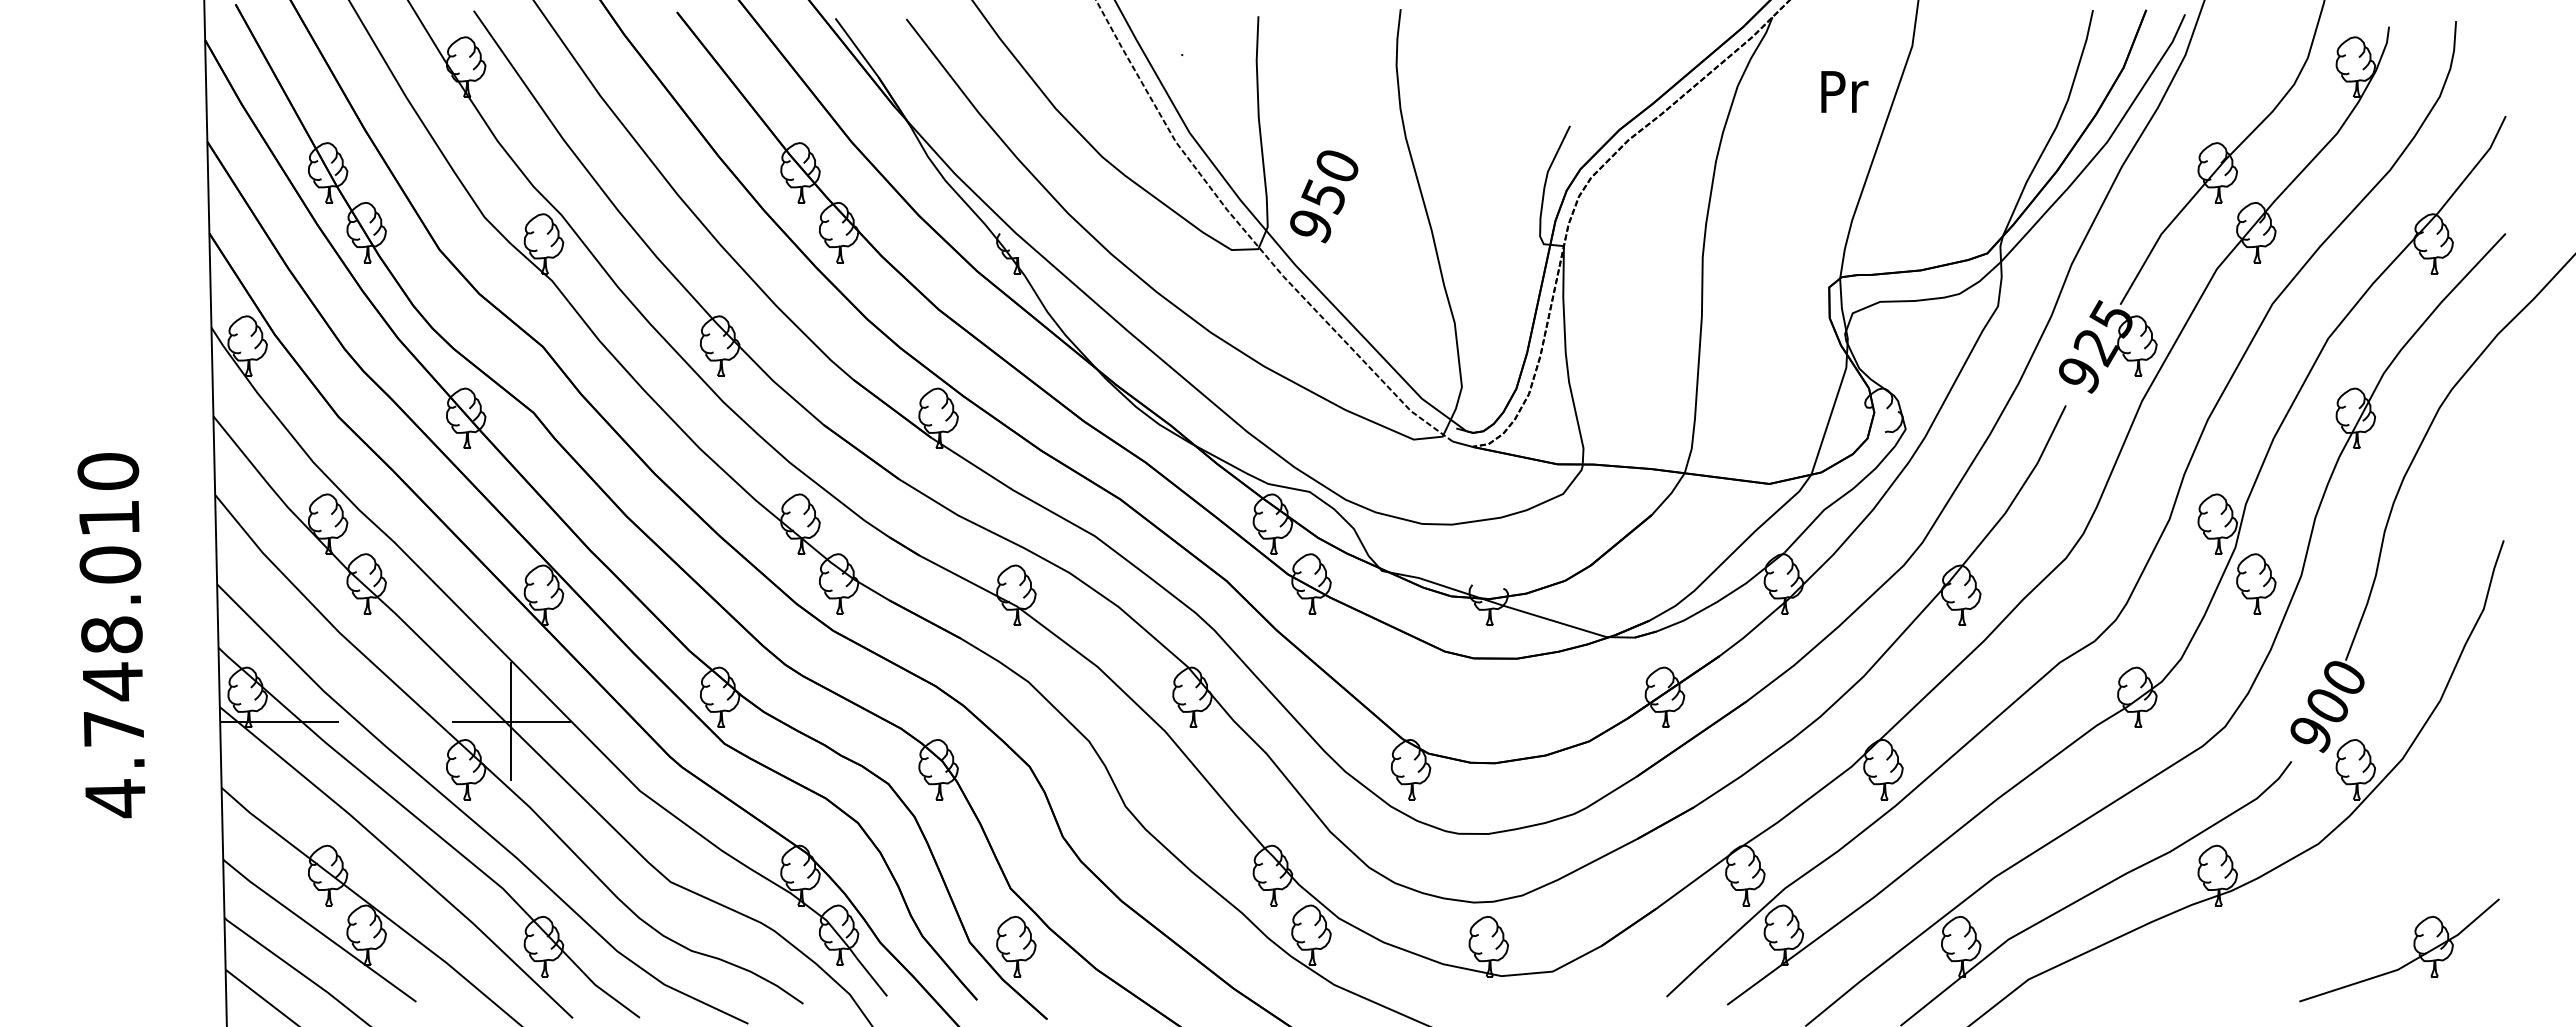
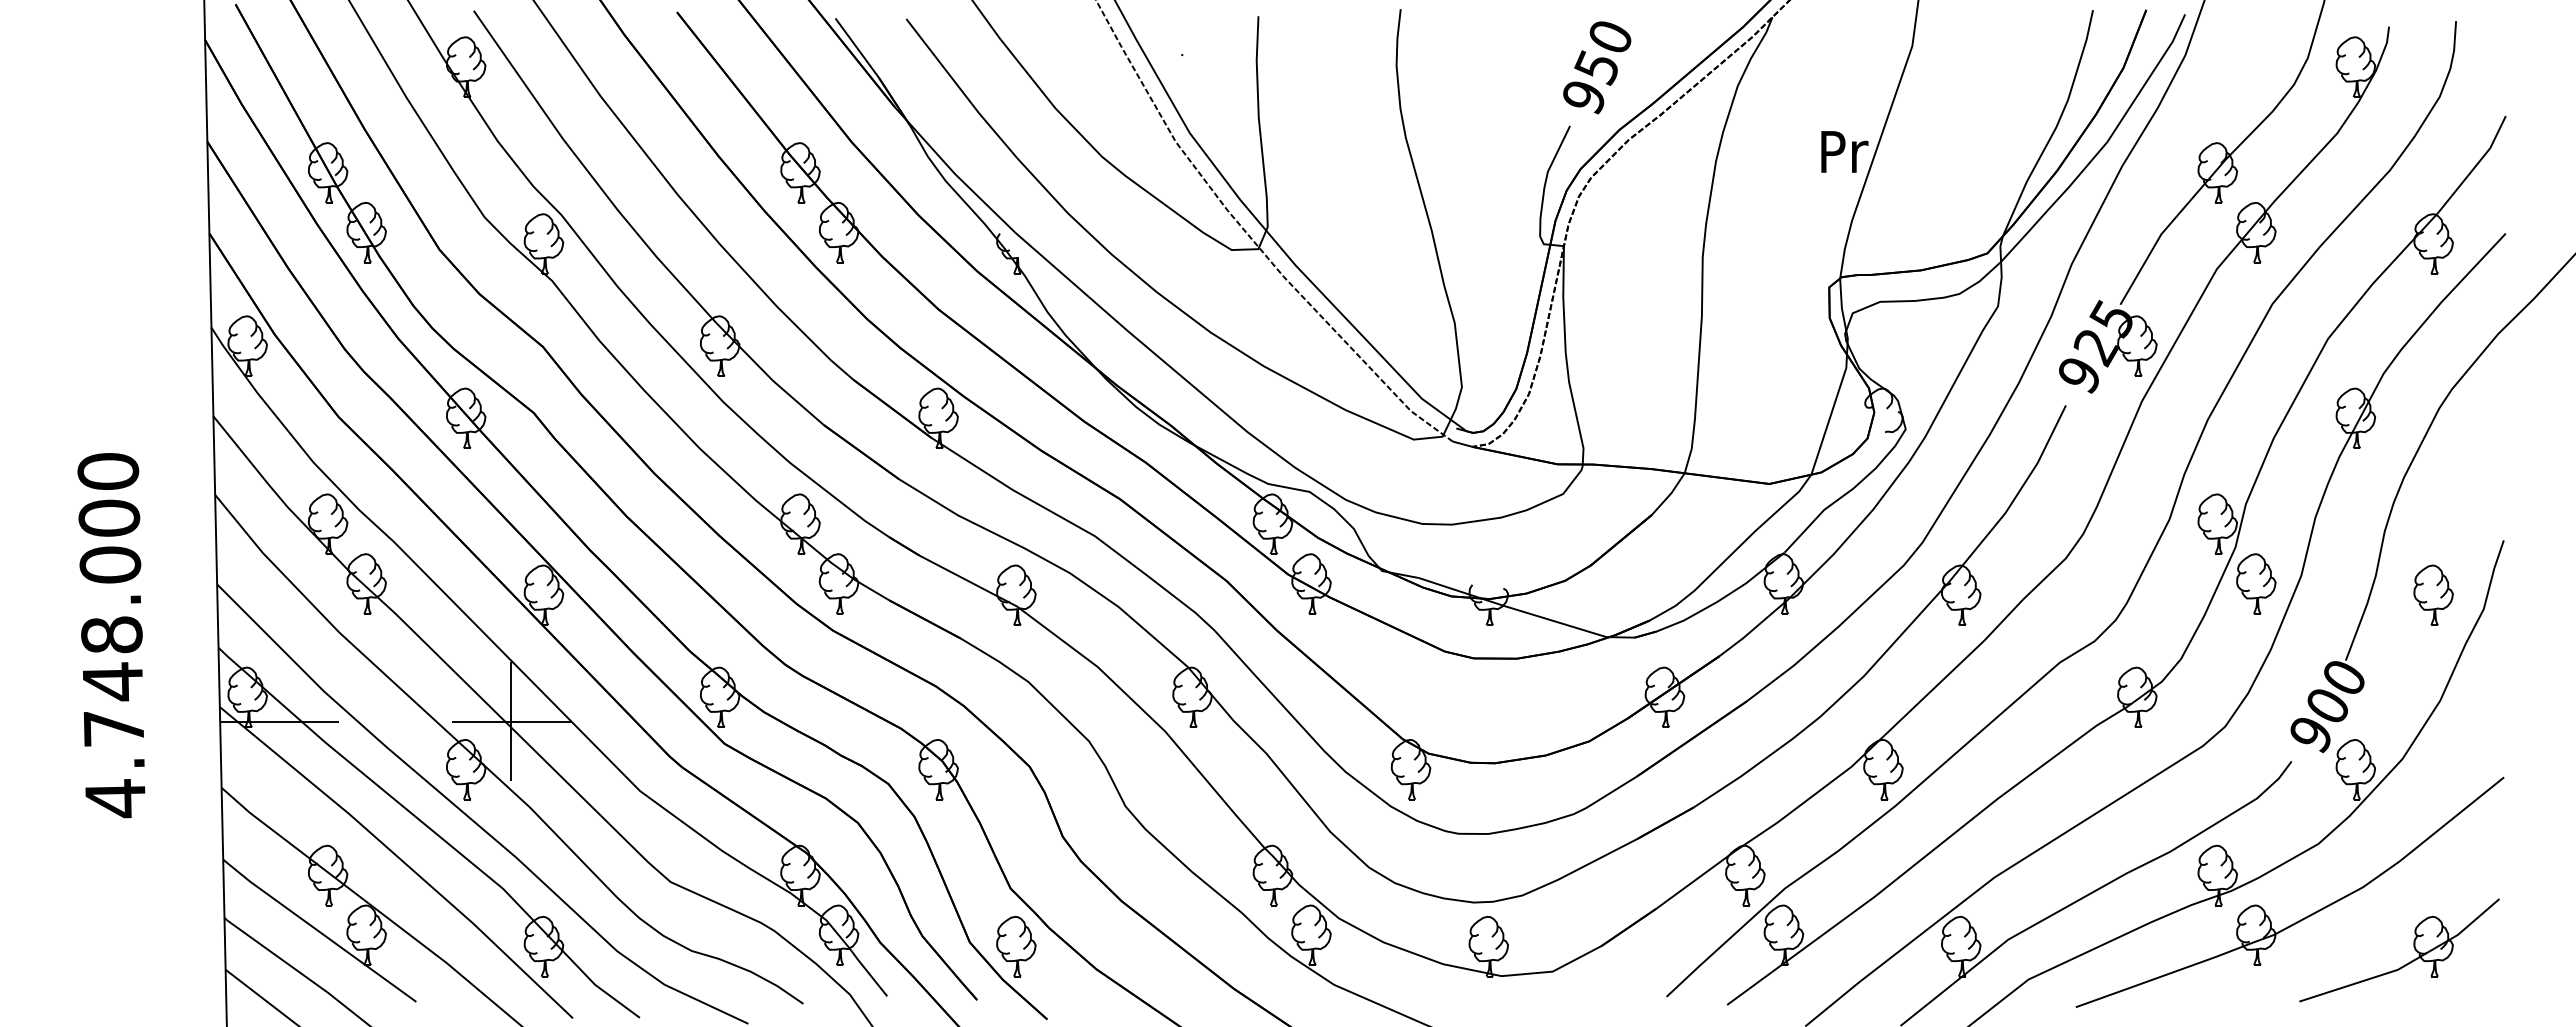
text position: (1844, 91) -> (1844, 151) (1844, 151)
text position: (1324, 196) -> (1597, 67) (1597, 67)
text: 4.748.010 -> 4.748.000 (109, 517)
part: none -> present (2433, 594)
part: none -> present (2302, 918)
